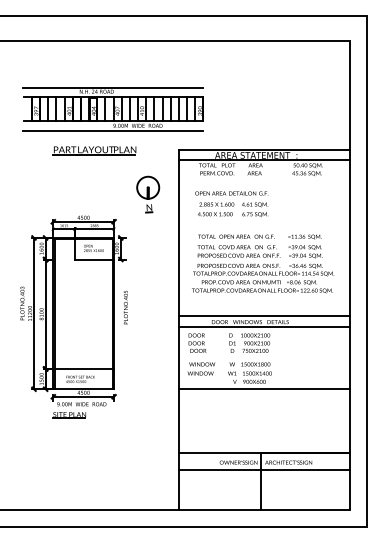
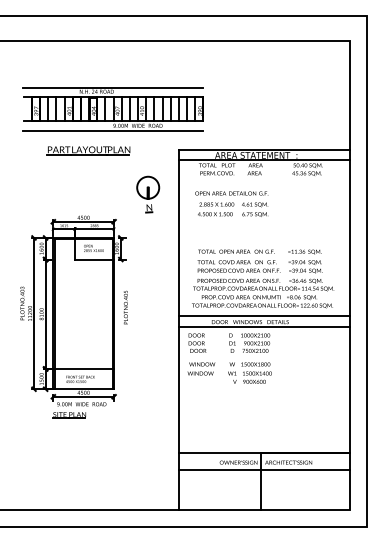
part position: (94, 150) -> (88, 150) (88, 150)
text position: (263, 263) -> (263, 278) (263, 278)
line: present -> none (264, 388)
